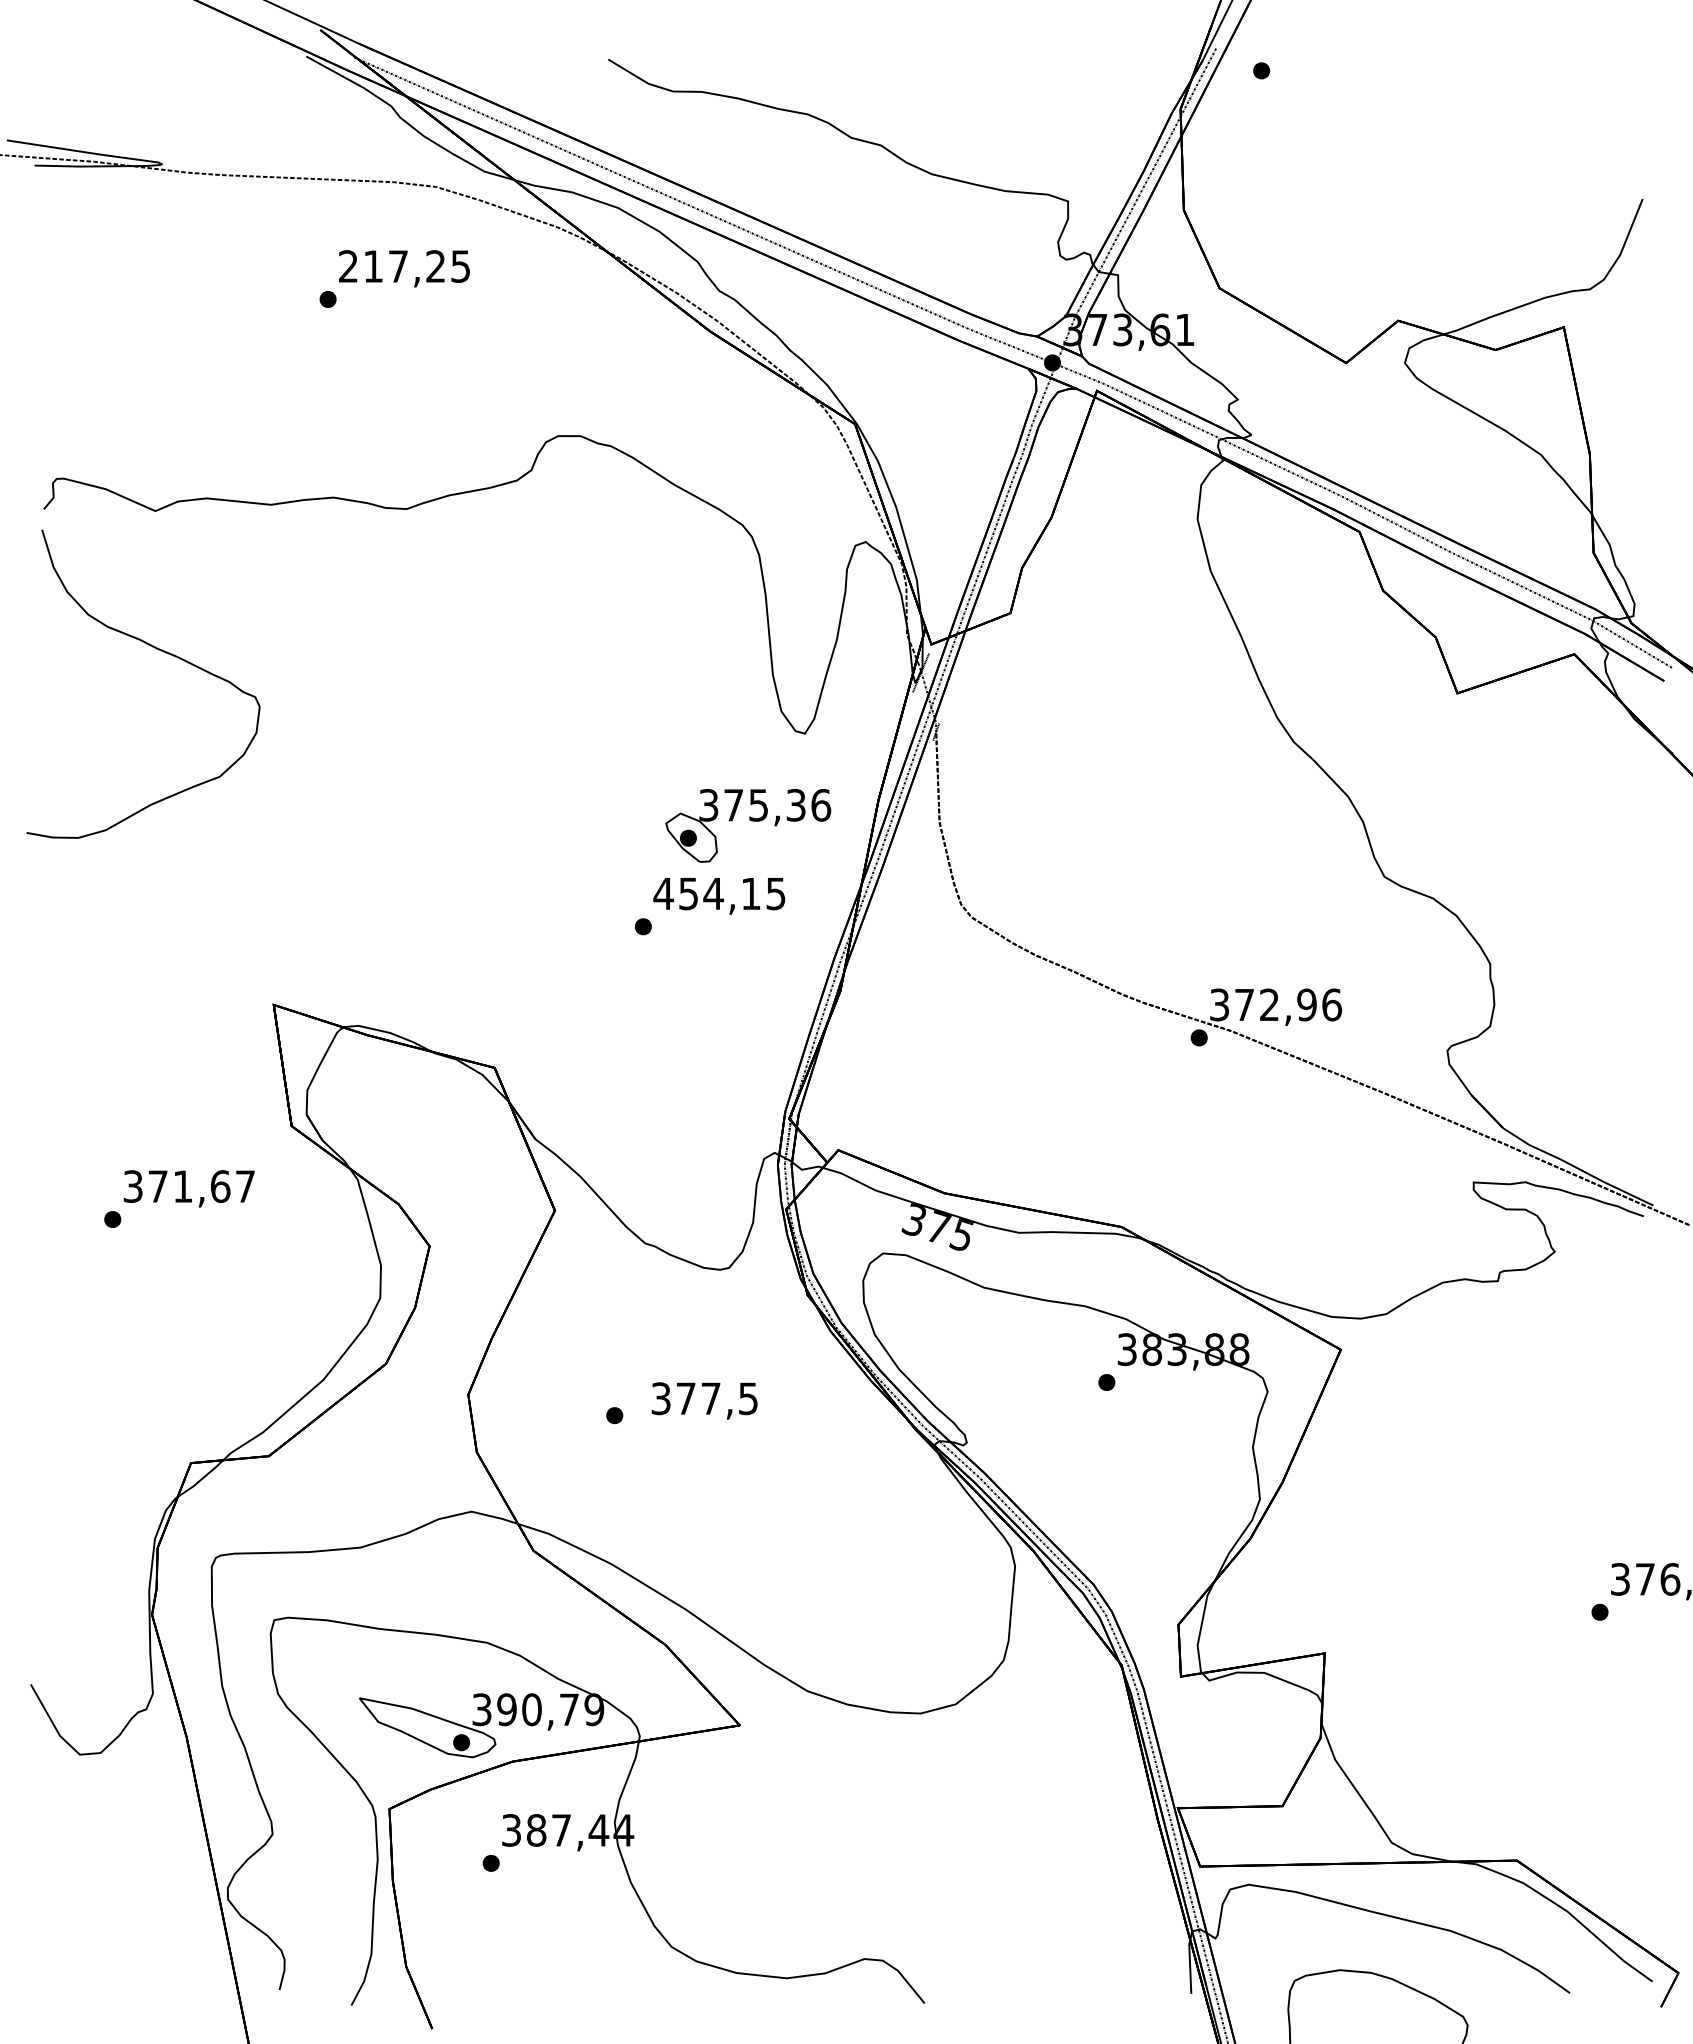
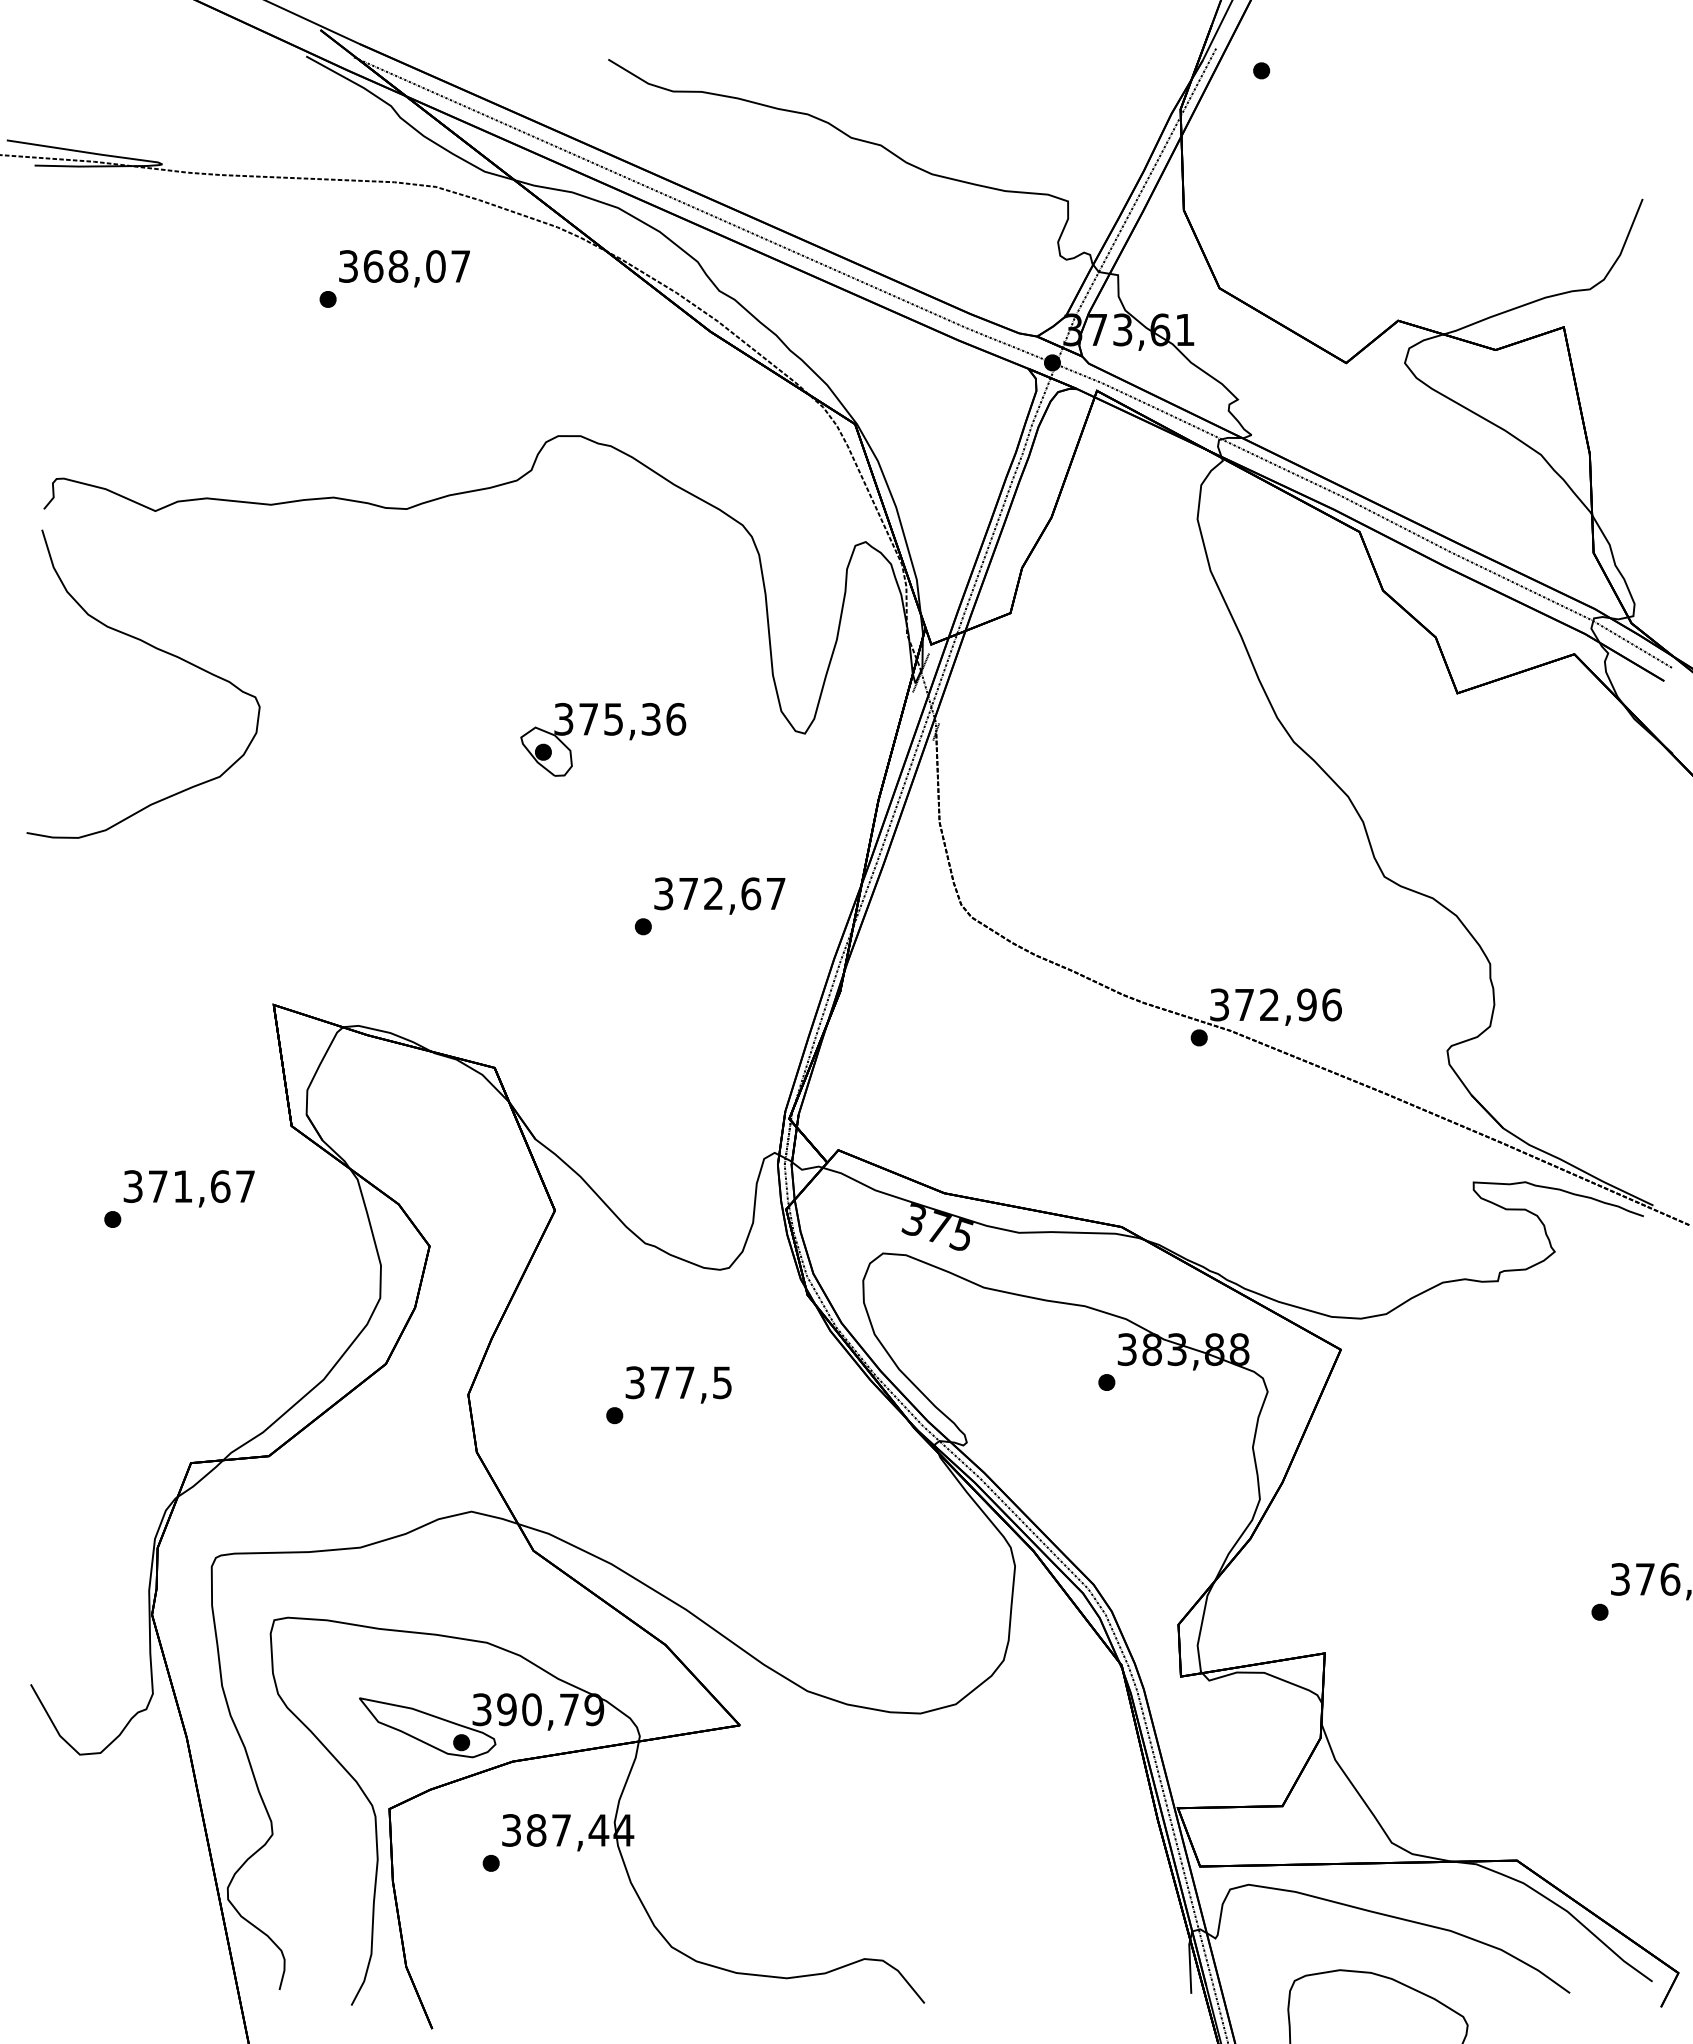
text: 217,25 -> 368,07 (404, 266)
part position: (748, 825) -> (603, 739) (603, 739)
text: 454,15 -> 372,67 (719, 893)
text position: (704, 1400) -> (678, 1384) (678, 1384)
